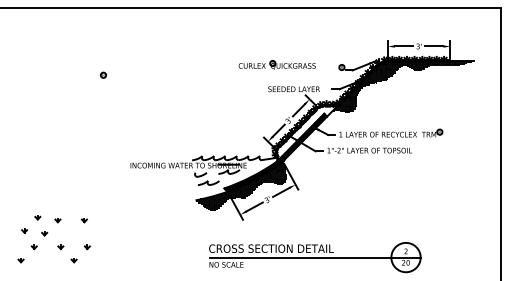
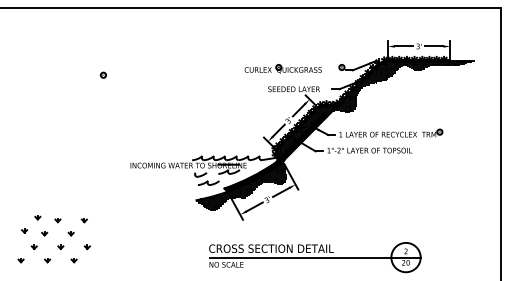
part position: (276, 64) -> (282, 68) (282, 68)
hatch: none -> present (307, 131)
part: none -> present (70, 233)
part: none -> present (47, 260)
